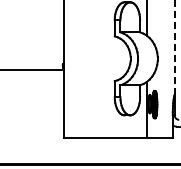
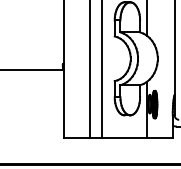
line: dashed -> solid (174, 47)
line: none -> present (89, 69)
line: none -> present (102, 69)
